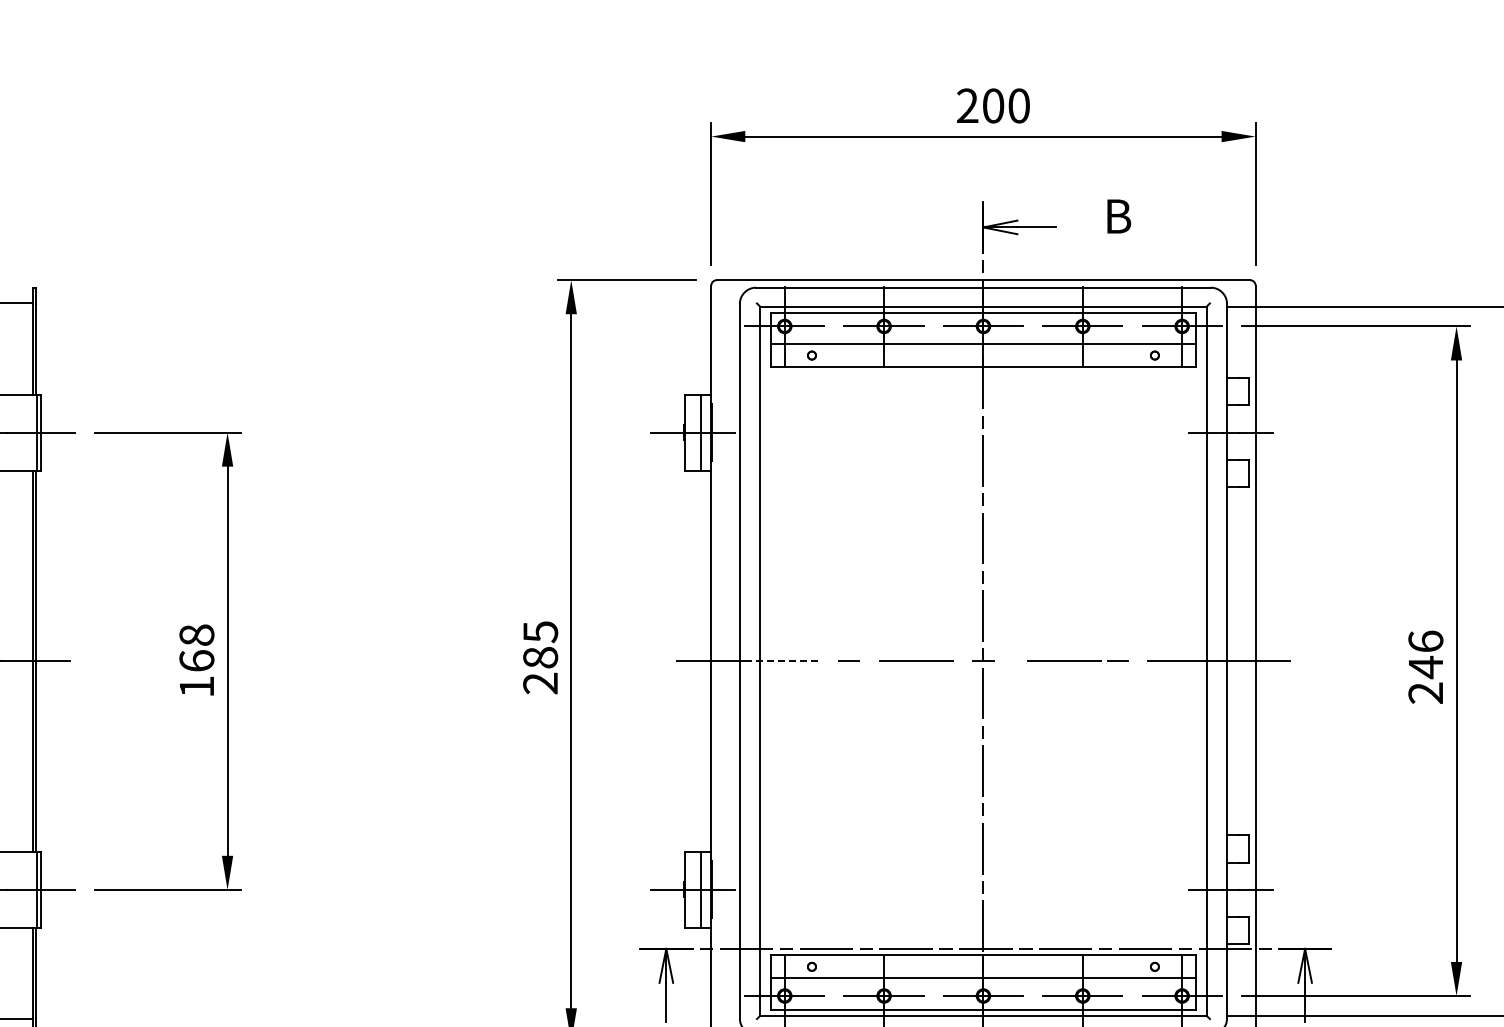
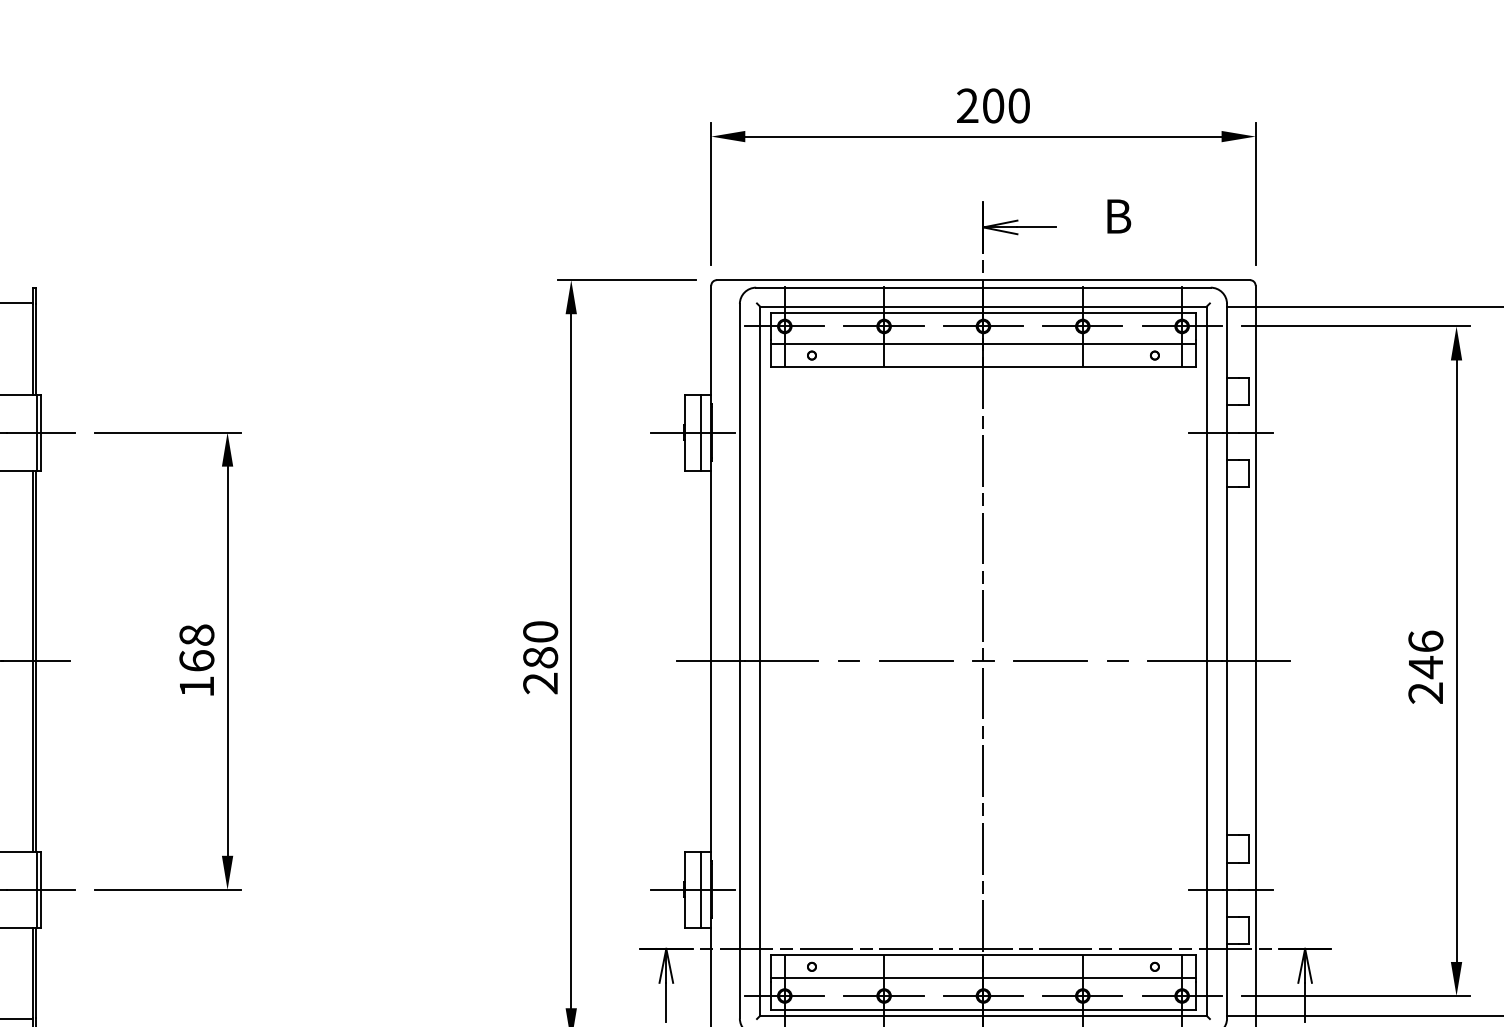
text: 285 -> 280 (540, 632)
line position: (1064, 660) -> (1050, 660) (1050, 660)
line: dashed -> solid (781, 661)
